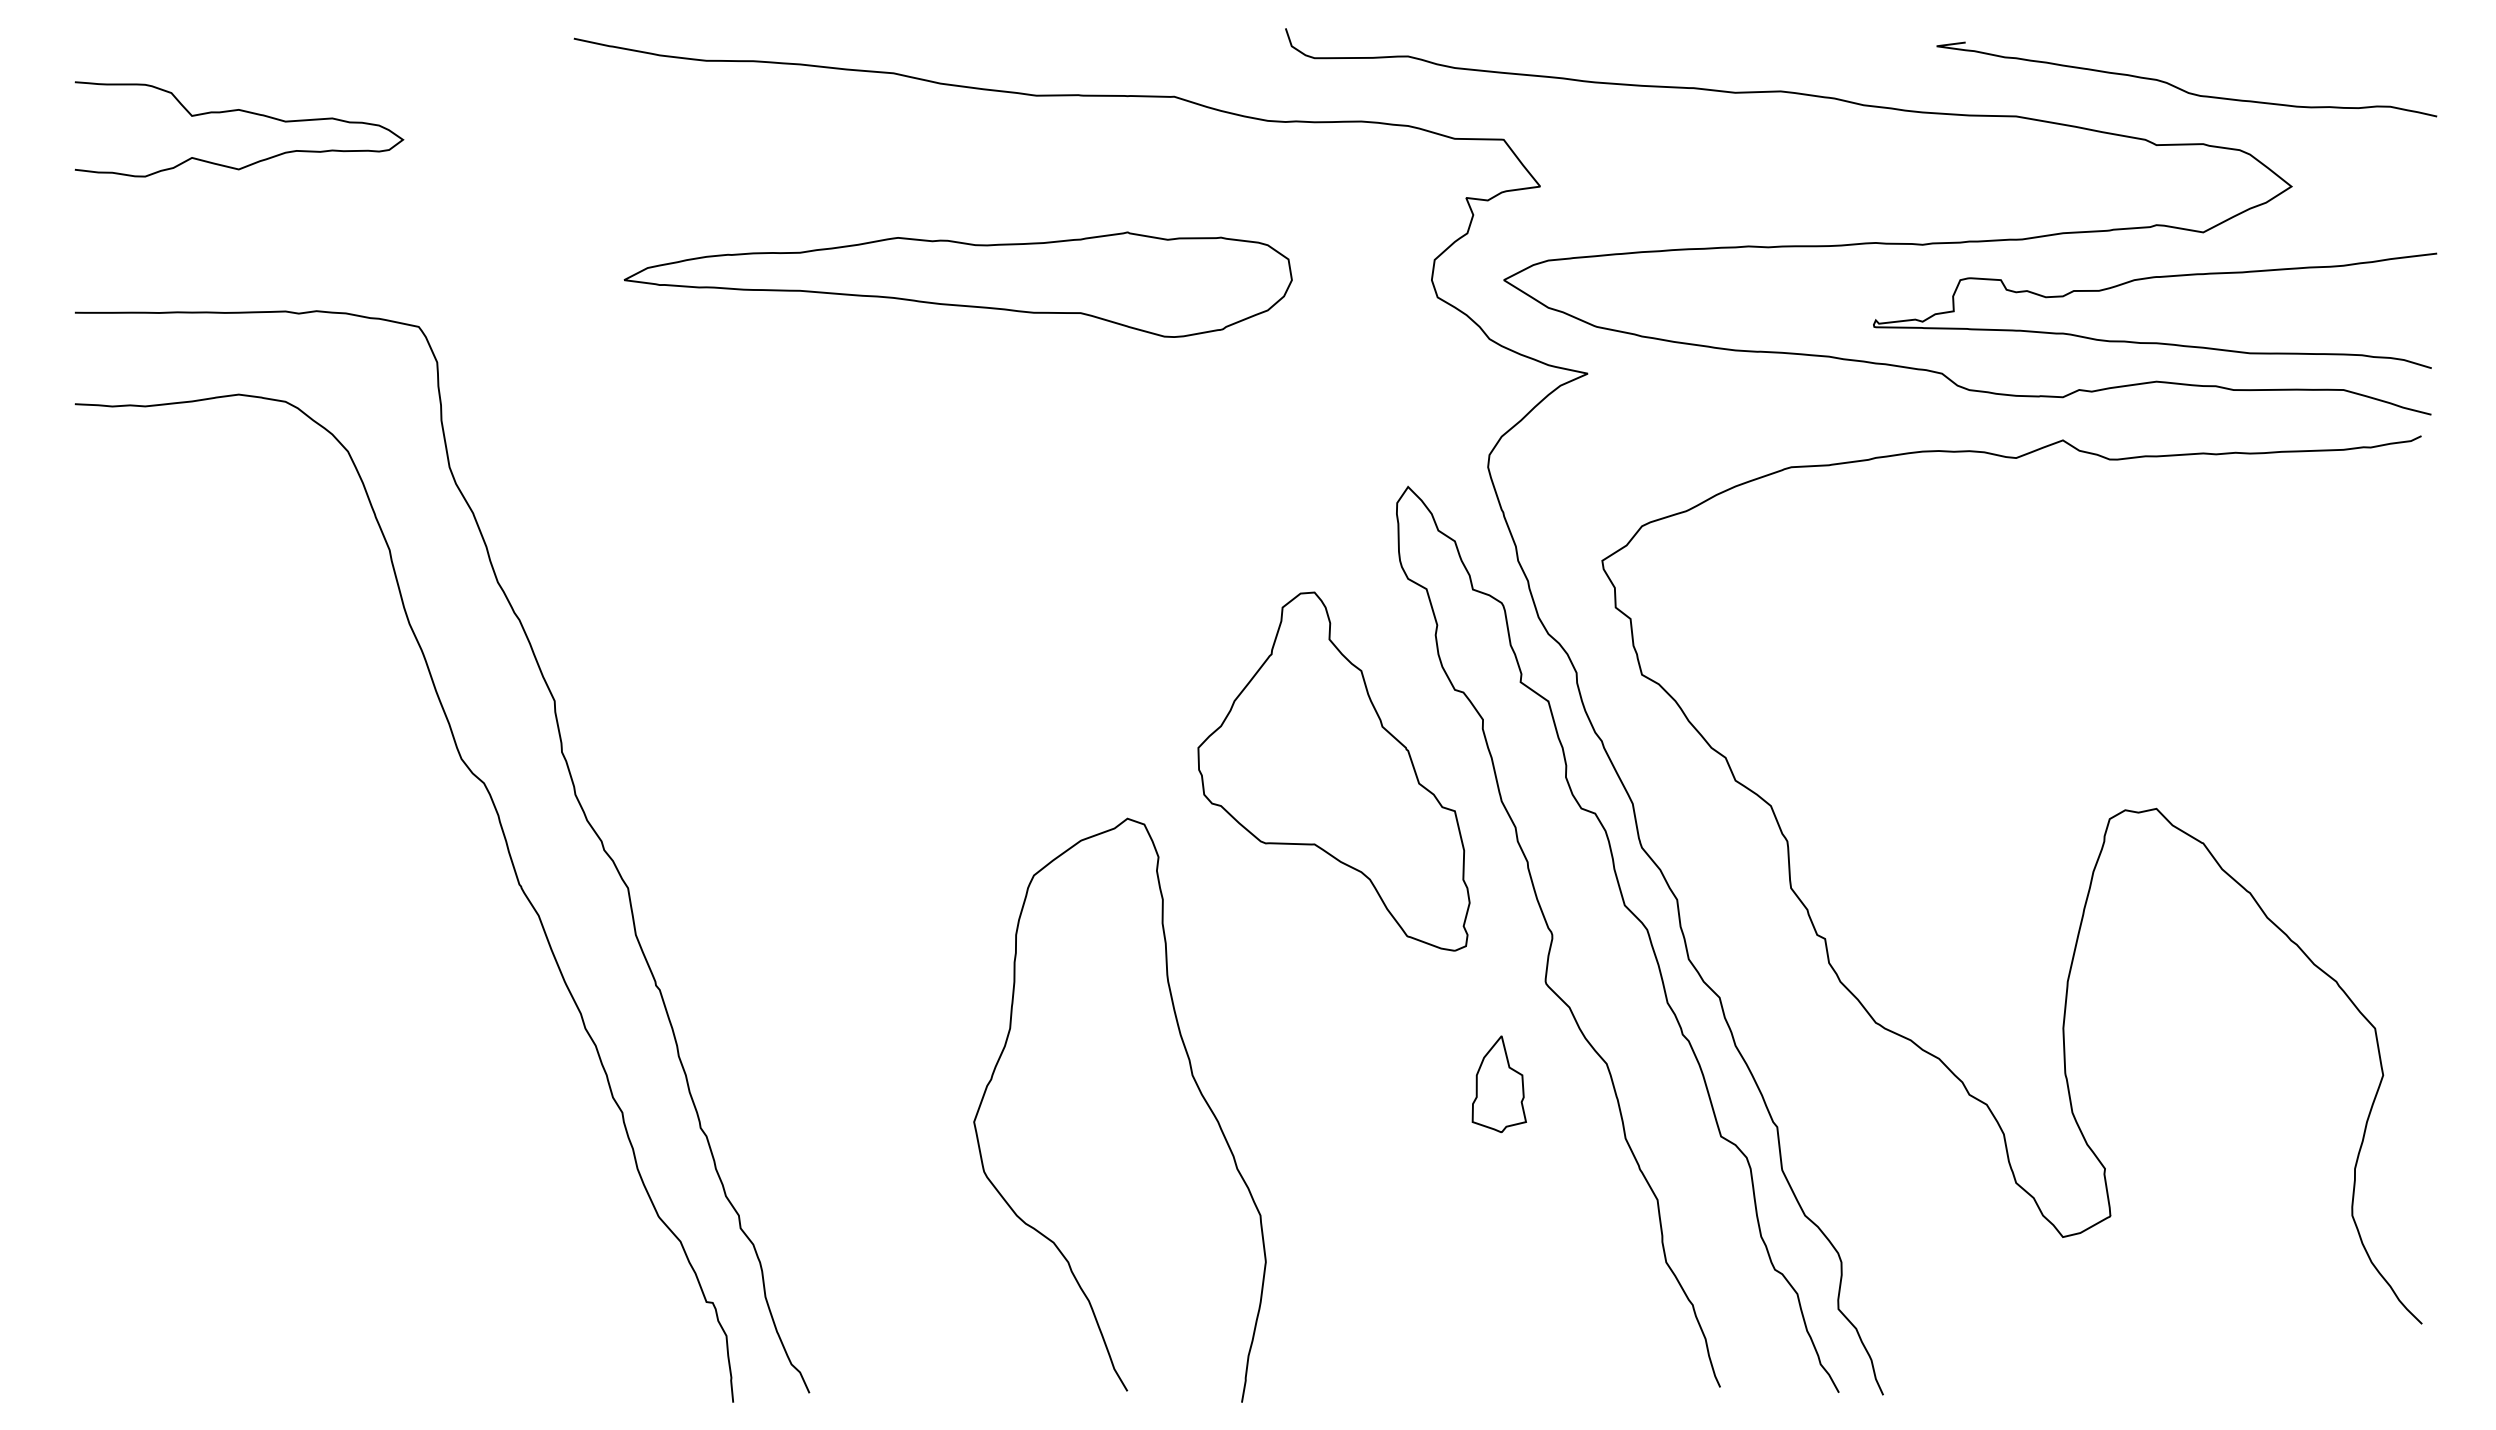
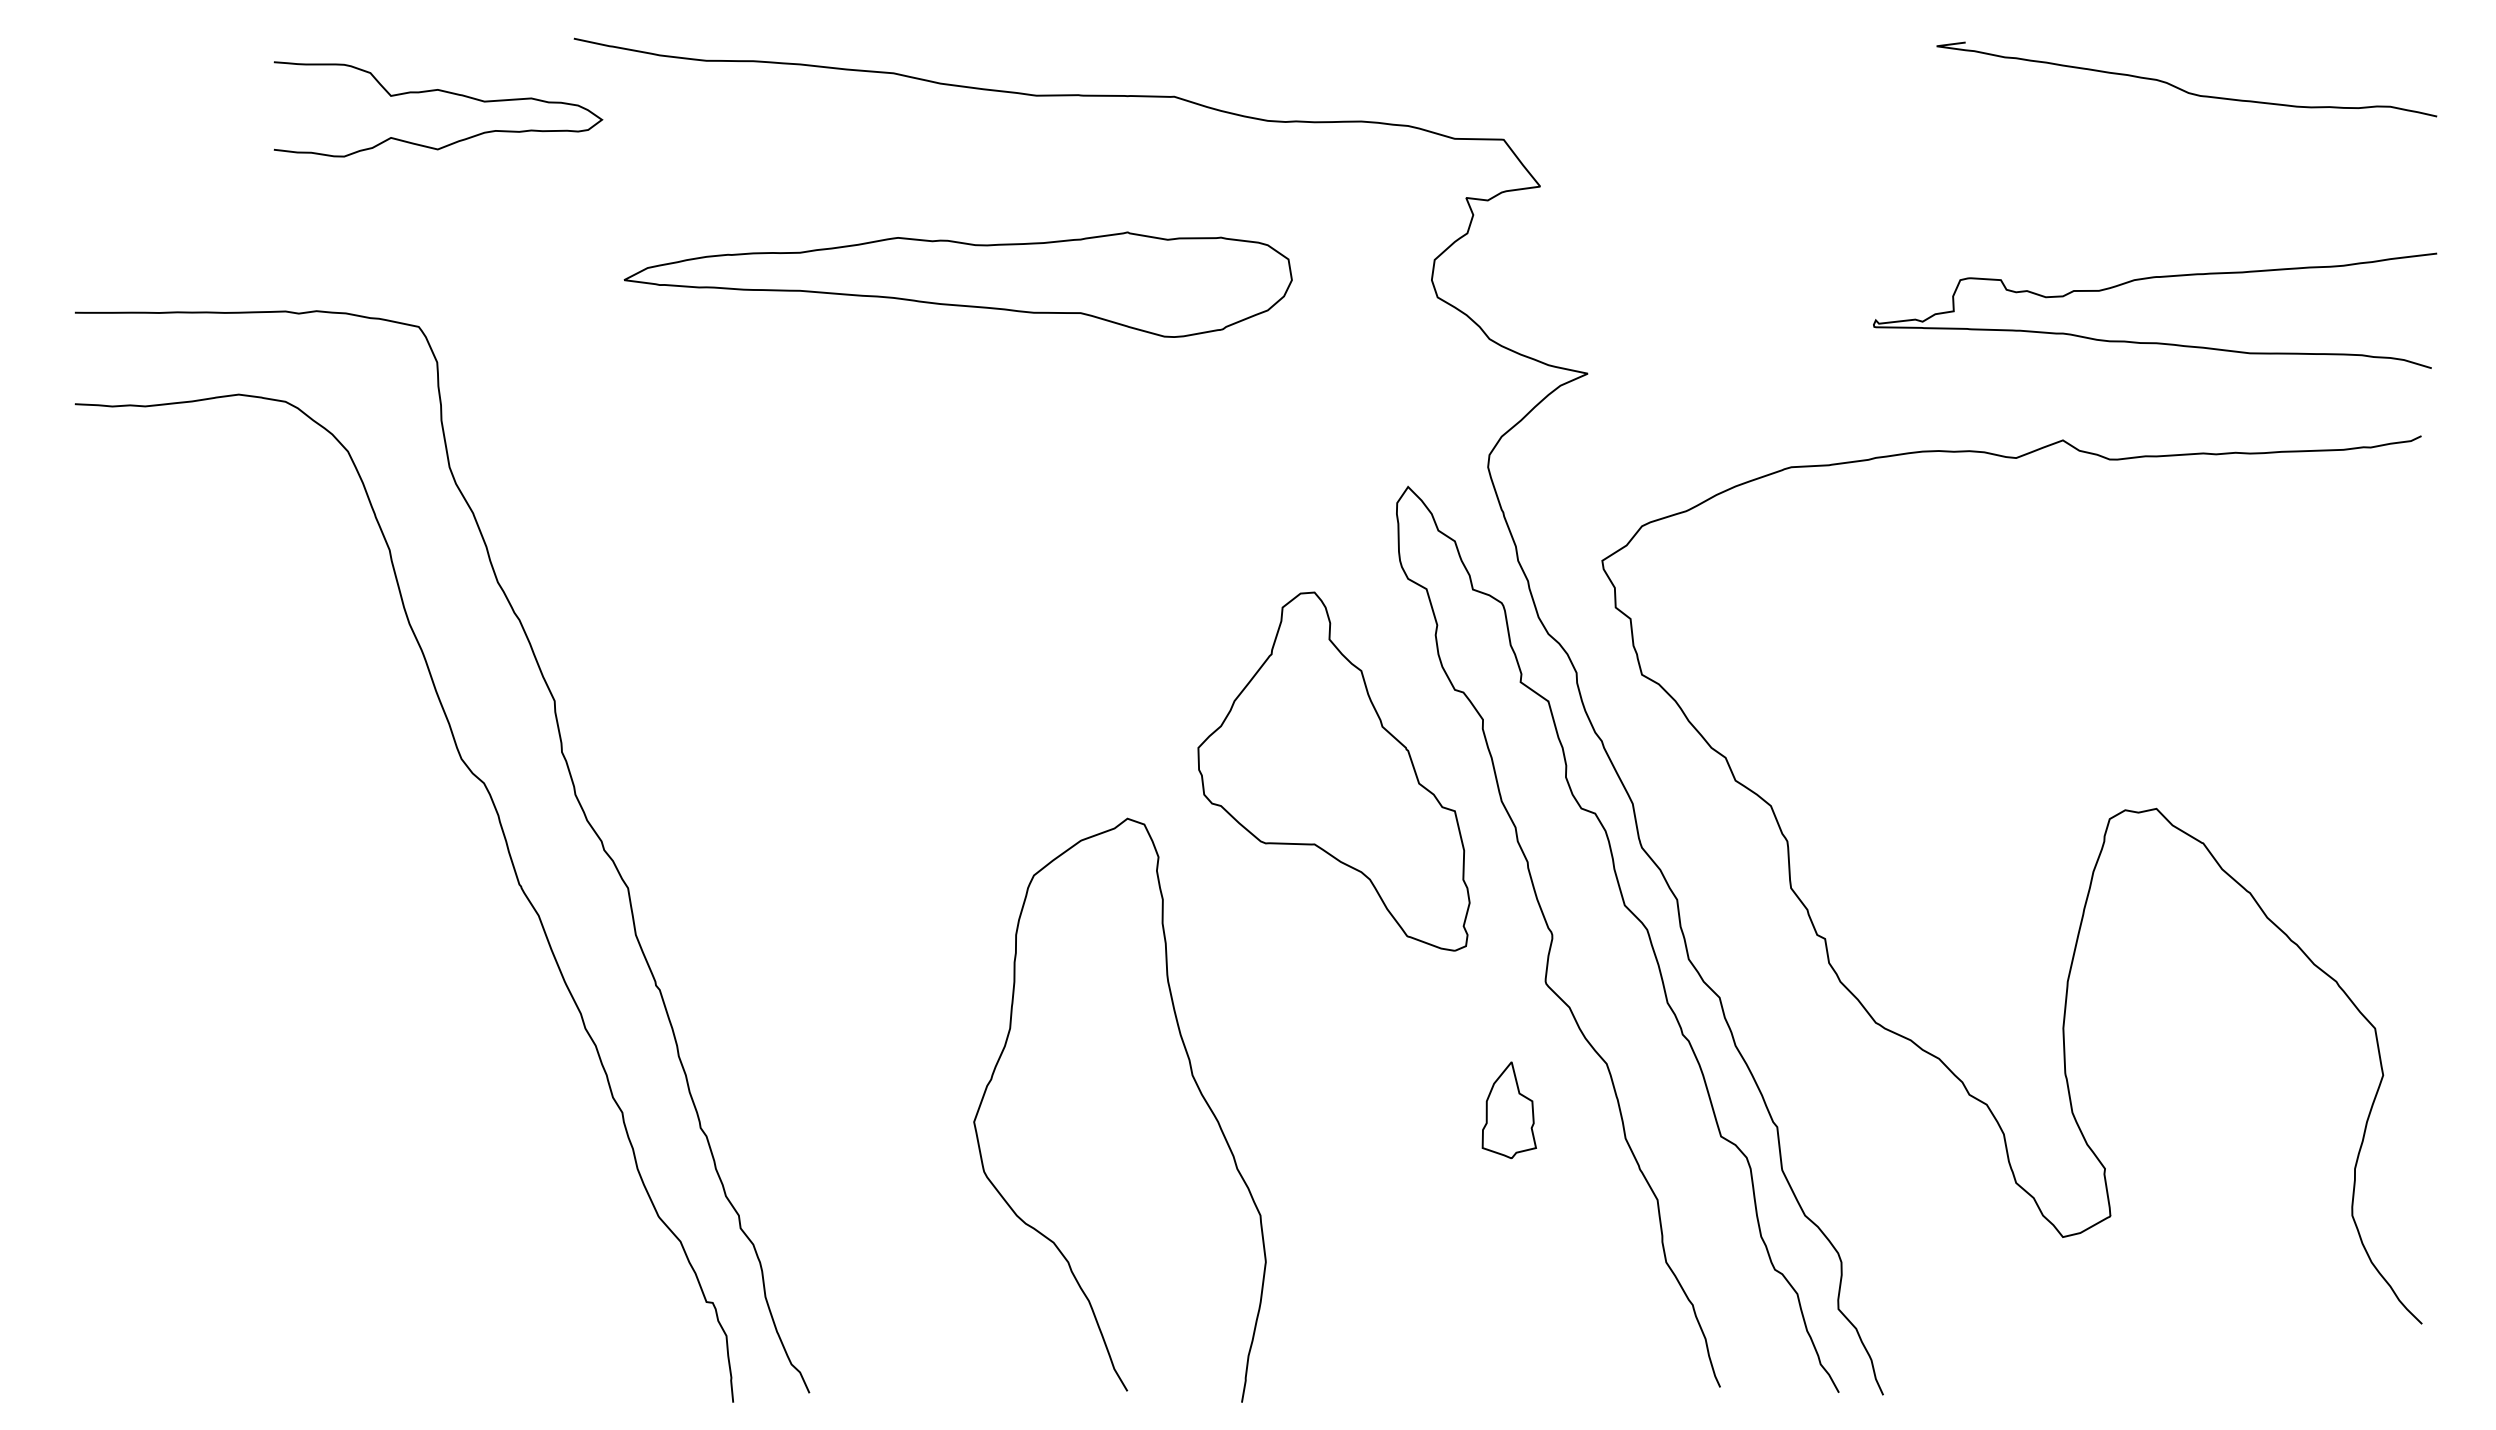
curve position: (244, 112) -> (443, 92) (443, 92)
curve: present -> none (1861, 242)
part position: (1498, 1084) -> (1508, 1110) (1508, 1110)
